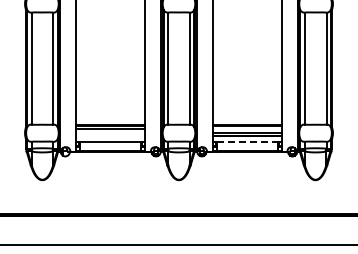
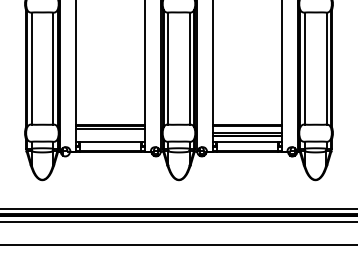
line: dashed -> solid (247, 141)
line: none -> present (178, 208)
line: none -> present (178, 222)
